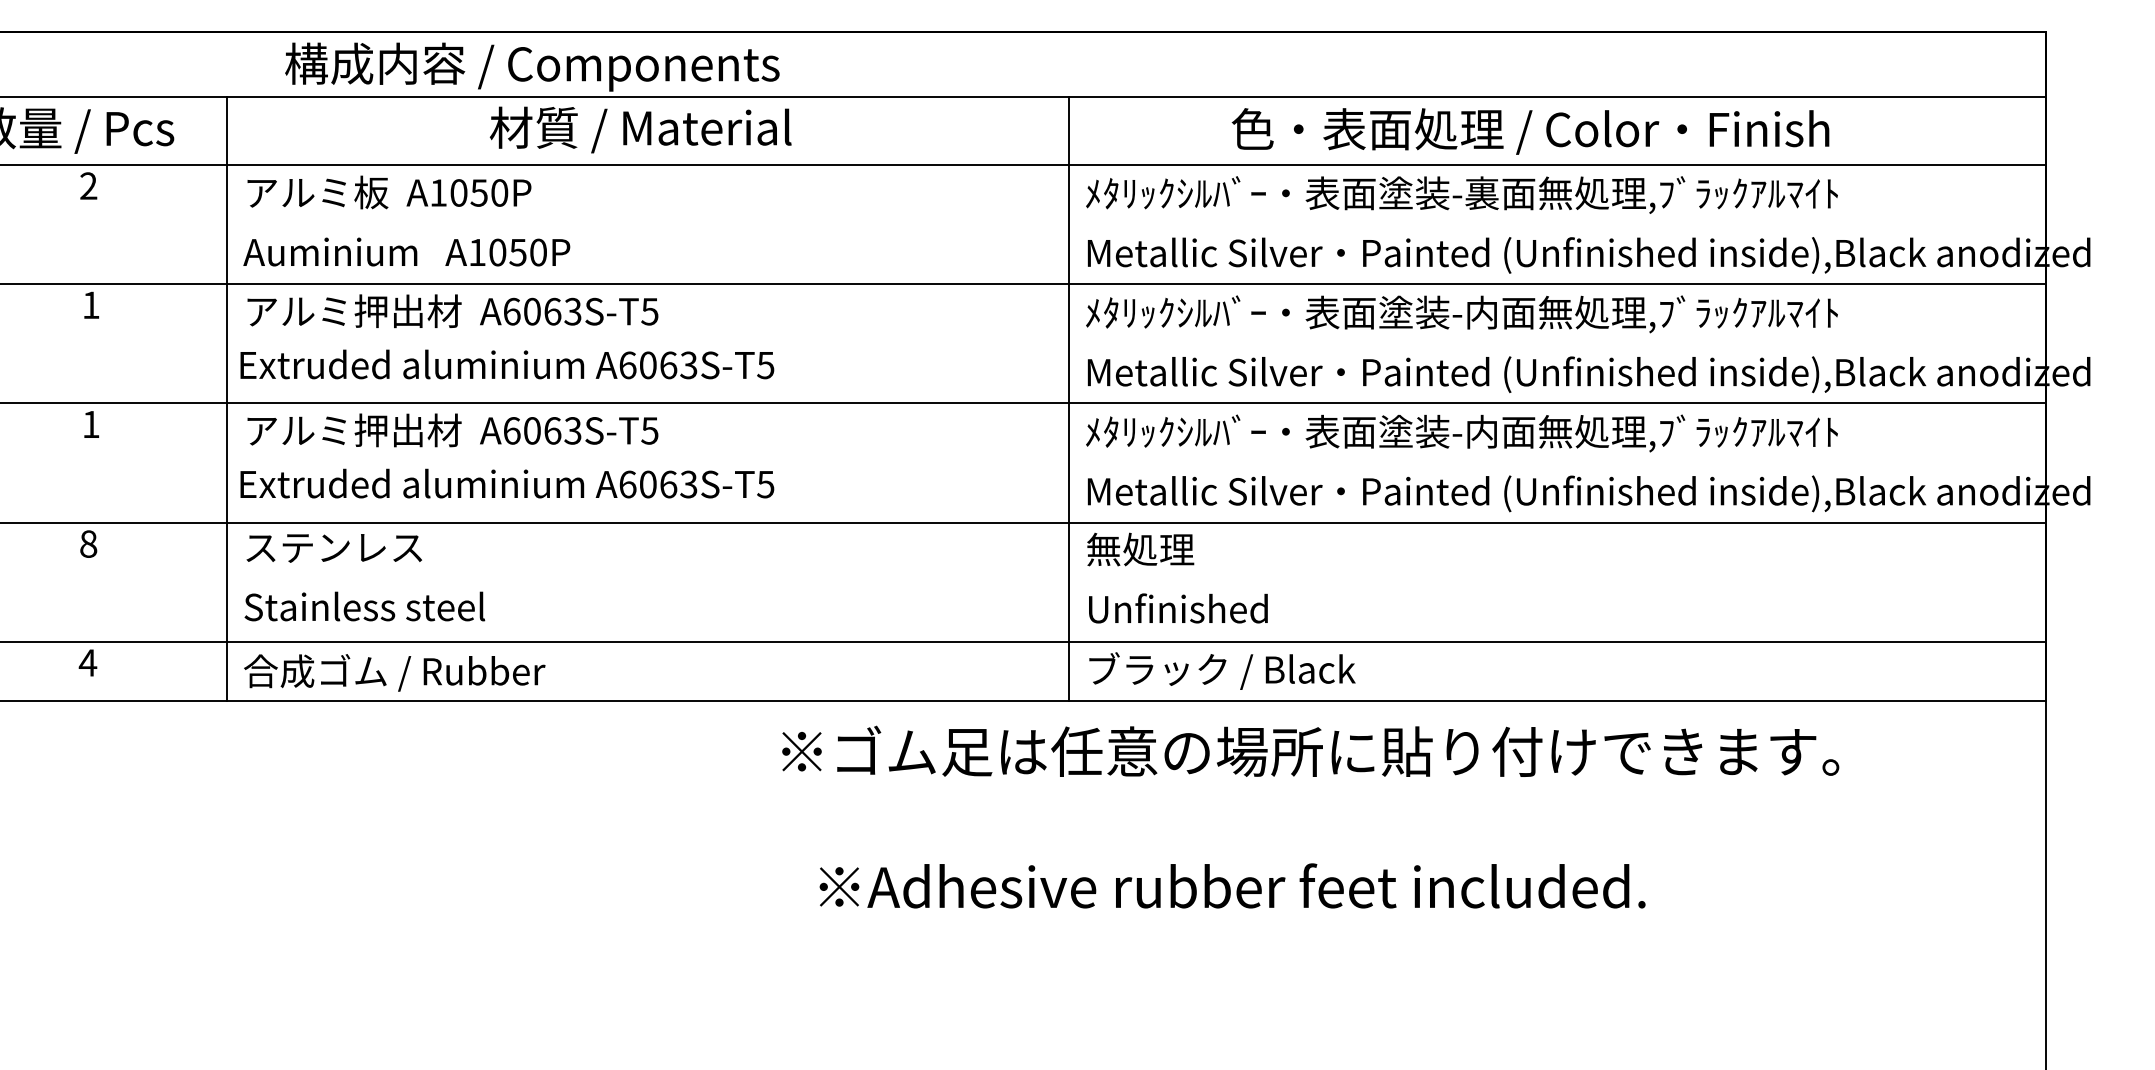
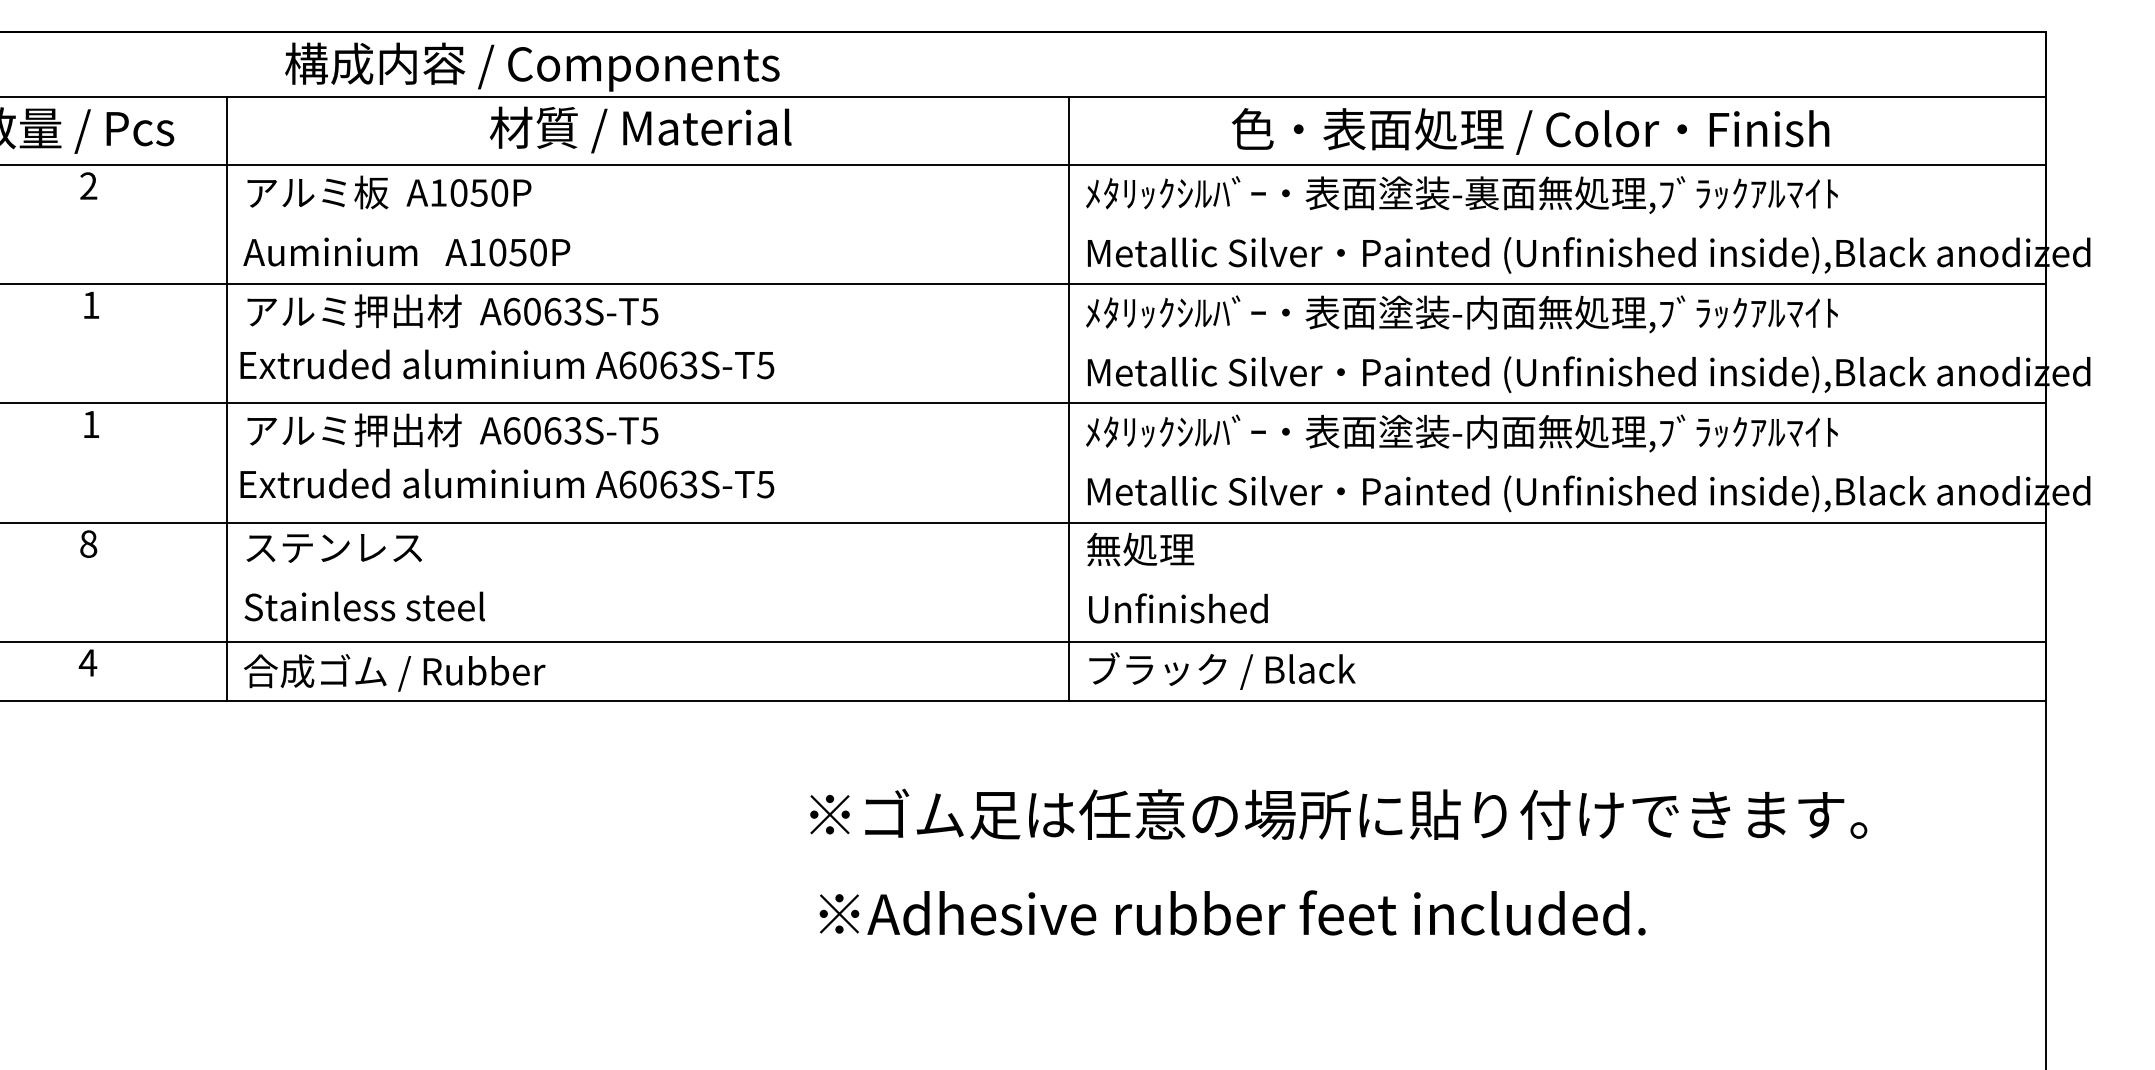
text position: (1310, 750) -> (1338, 813) (1338, 813)
text position: (1232, 885) -> (1232, 912) (1232, 912)
